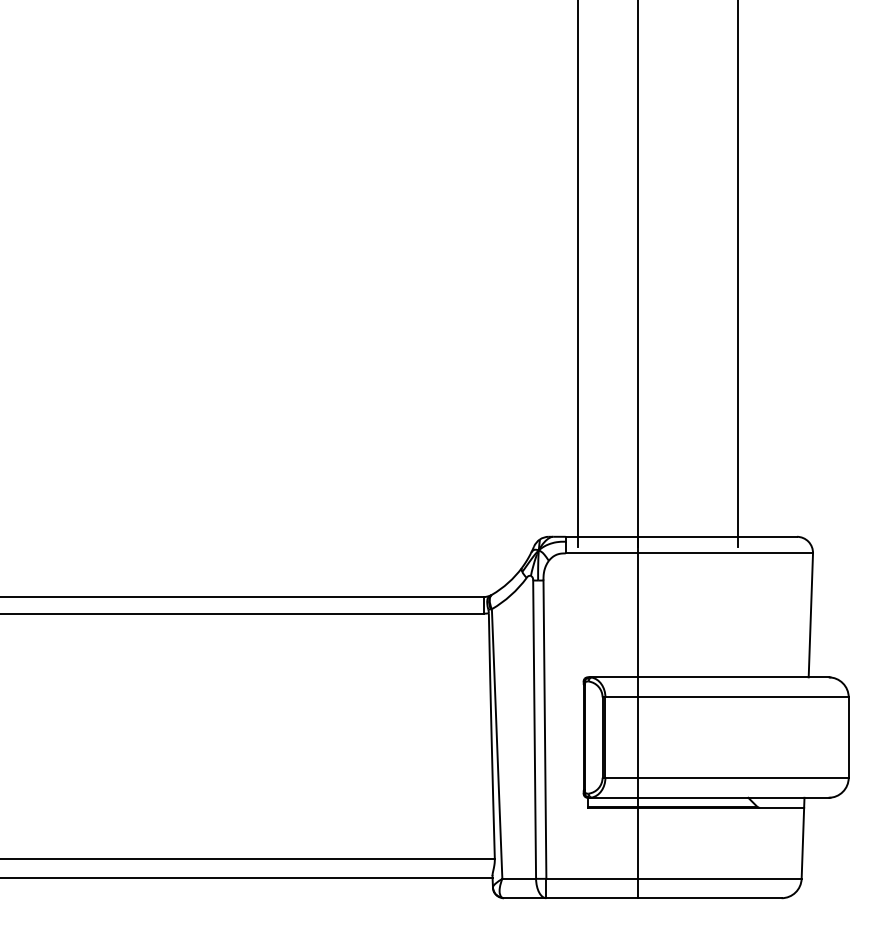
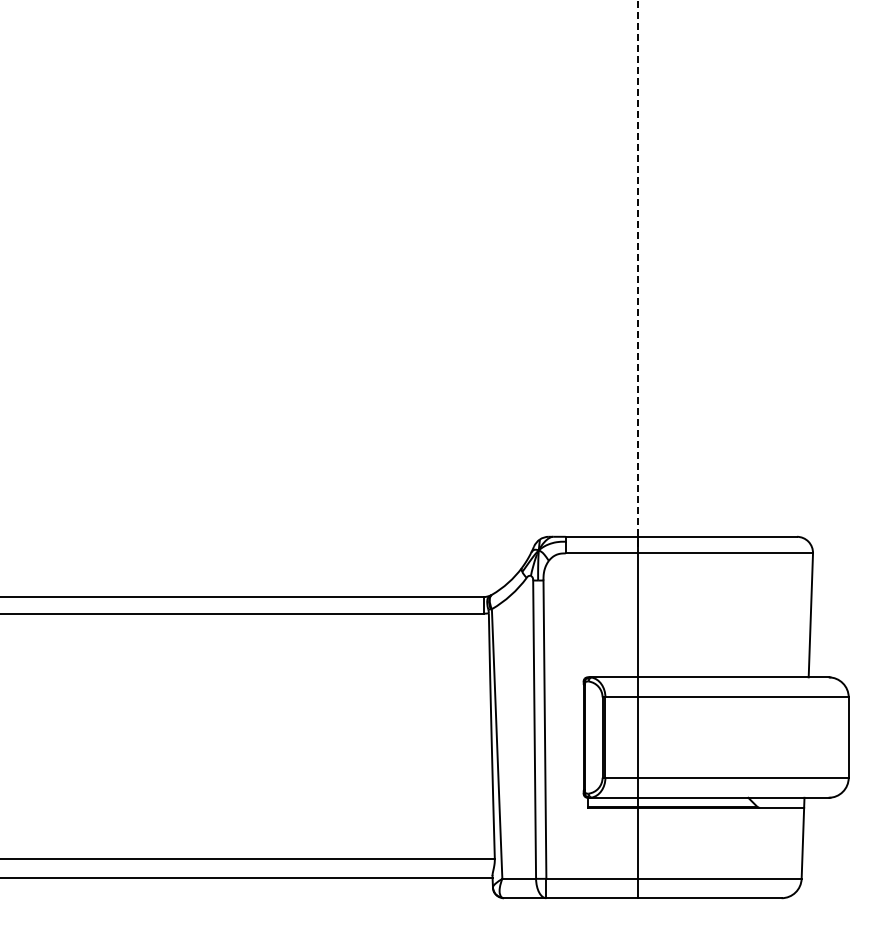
line: solid -> dashed (637, 273)
line: present -> none (577, 274)
line: present -> none (738, 274)
